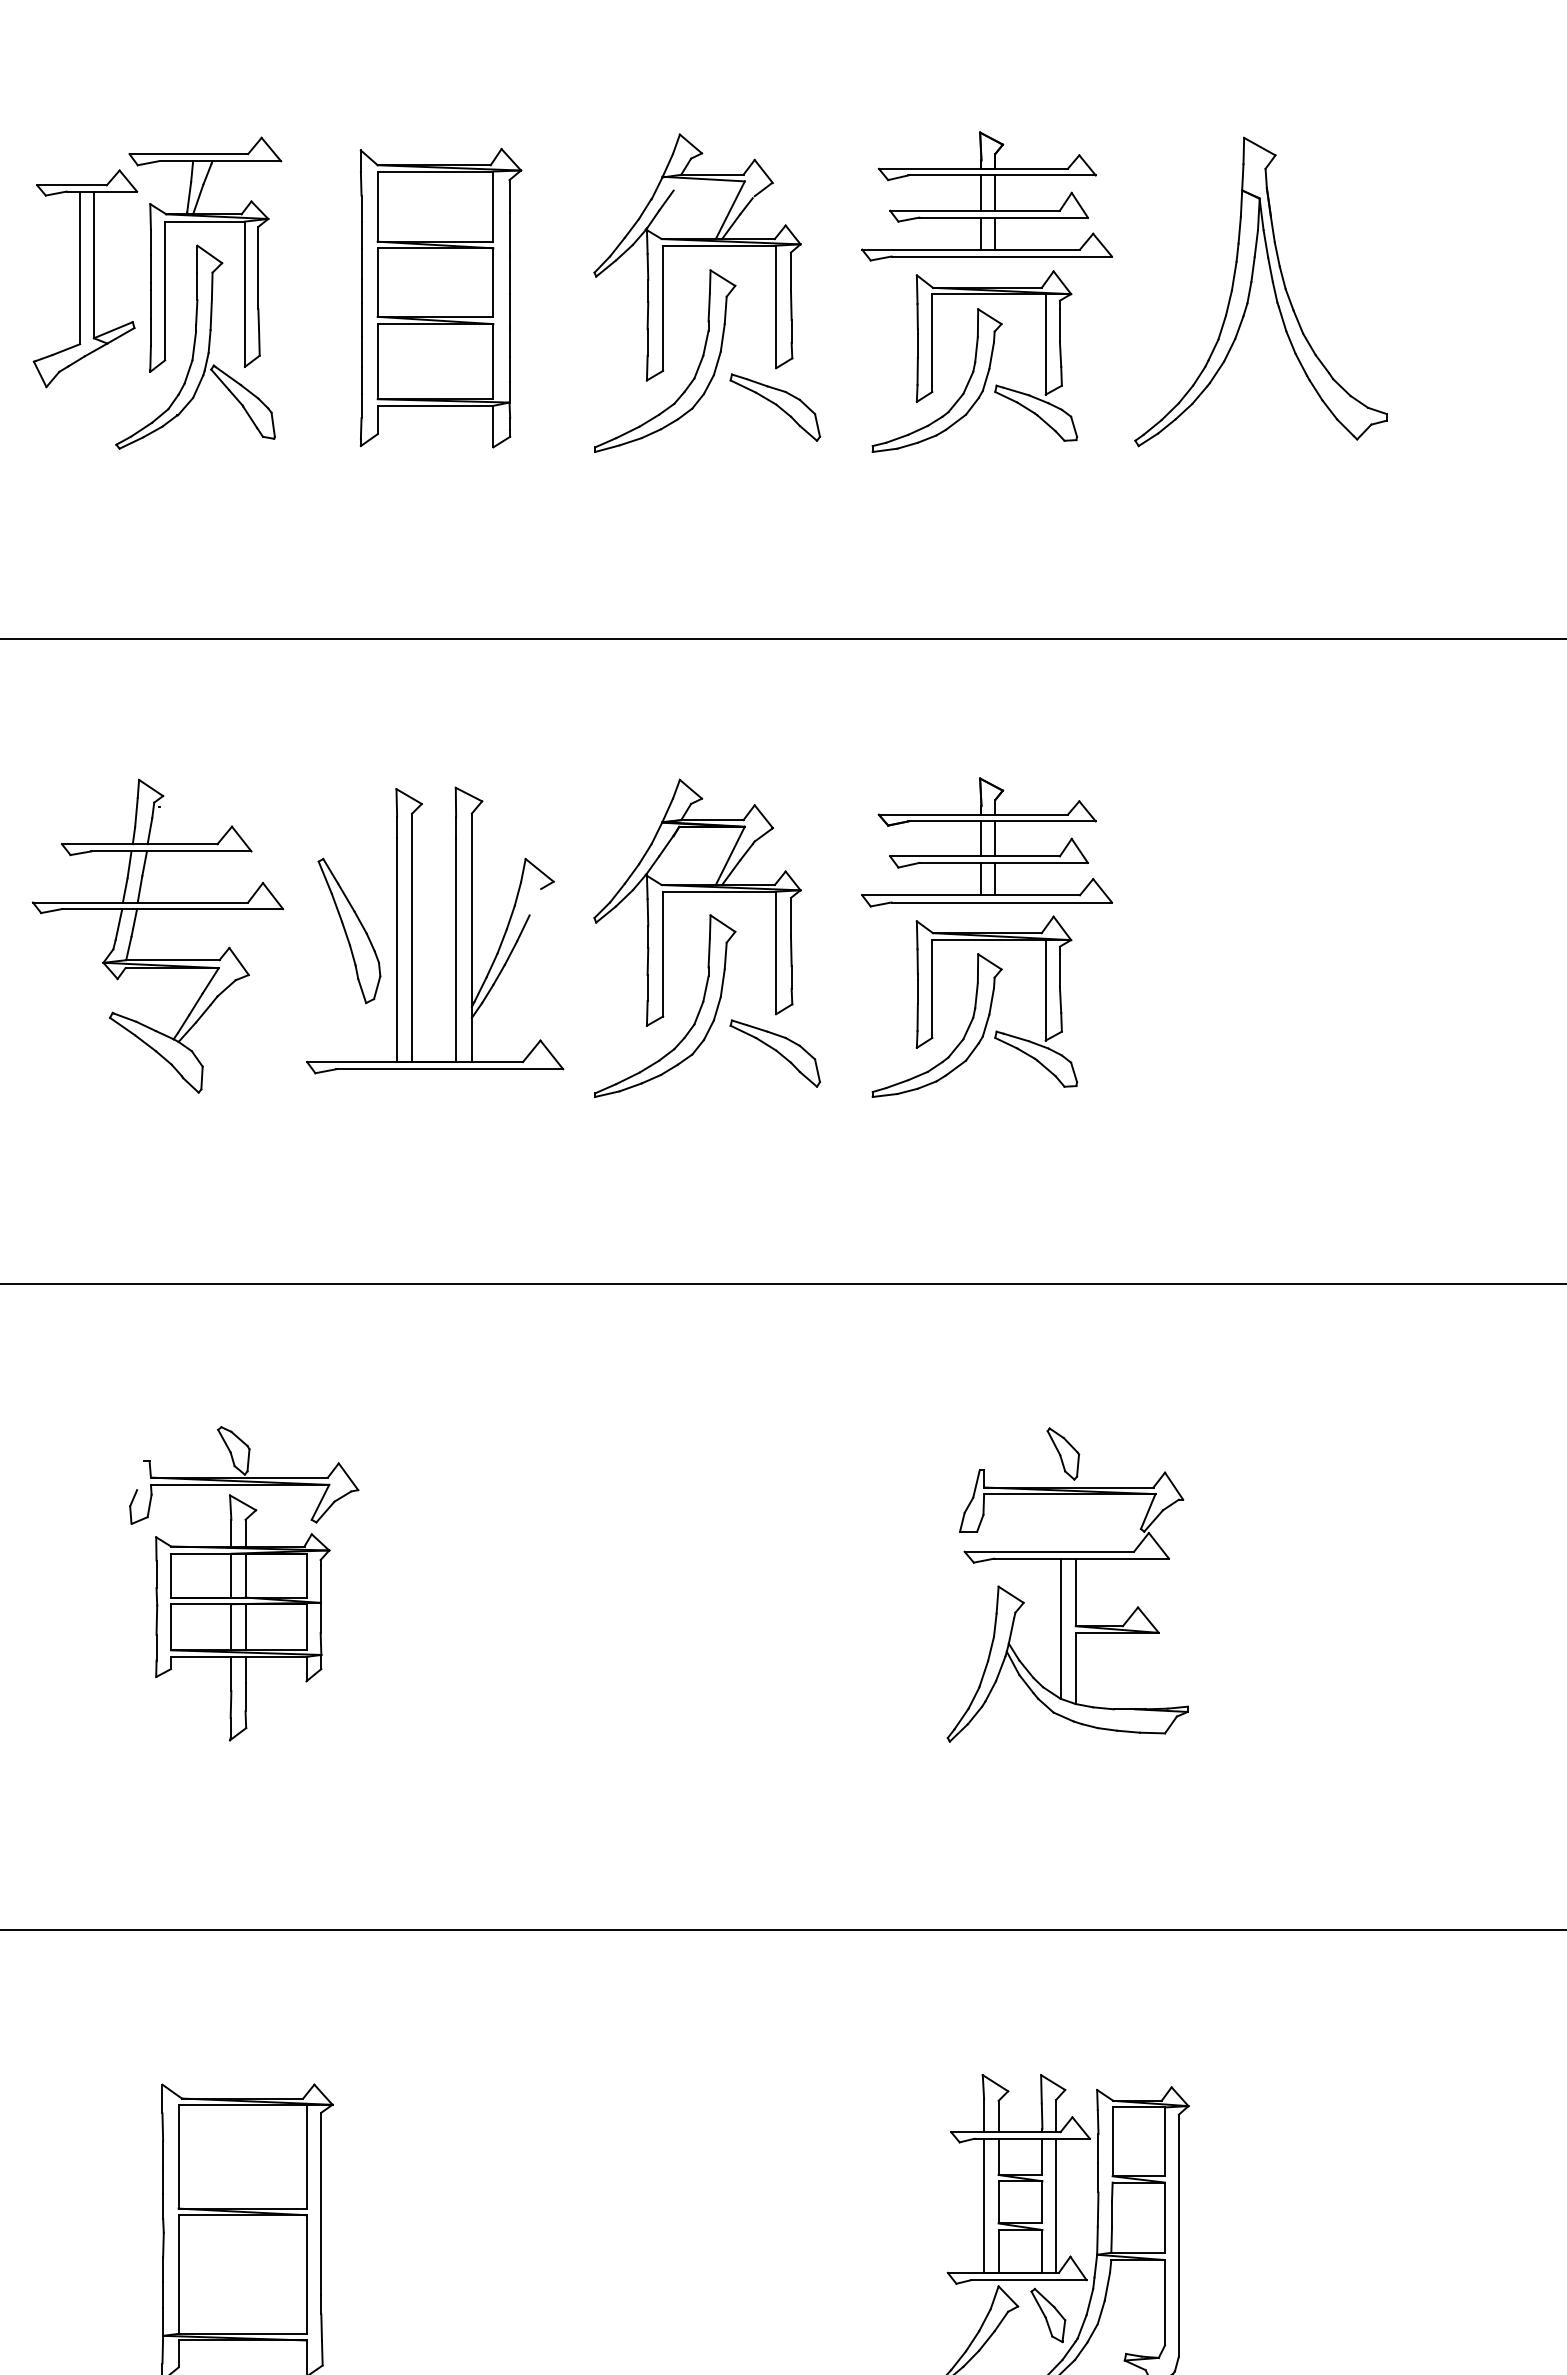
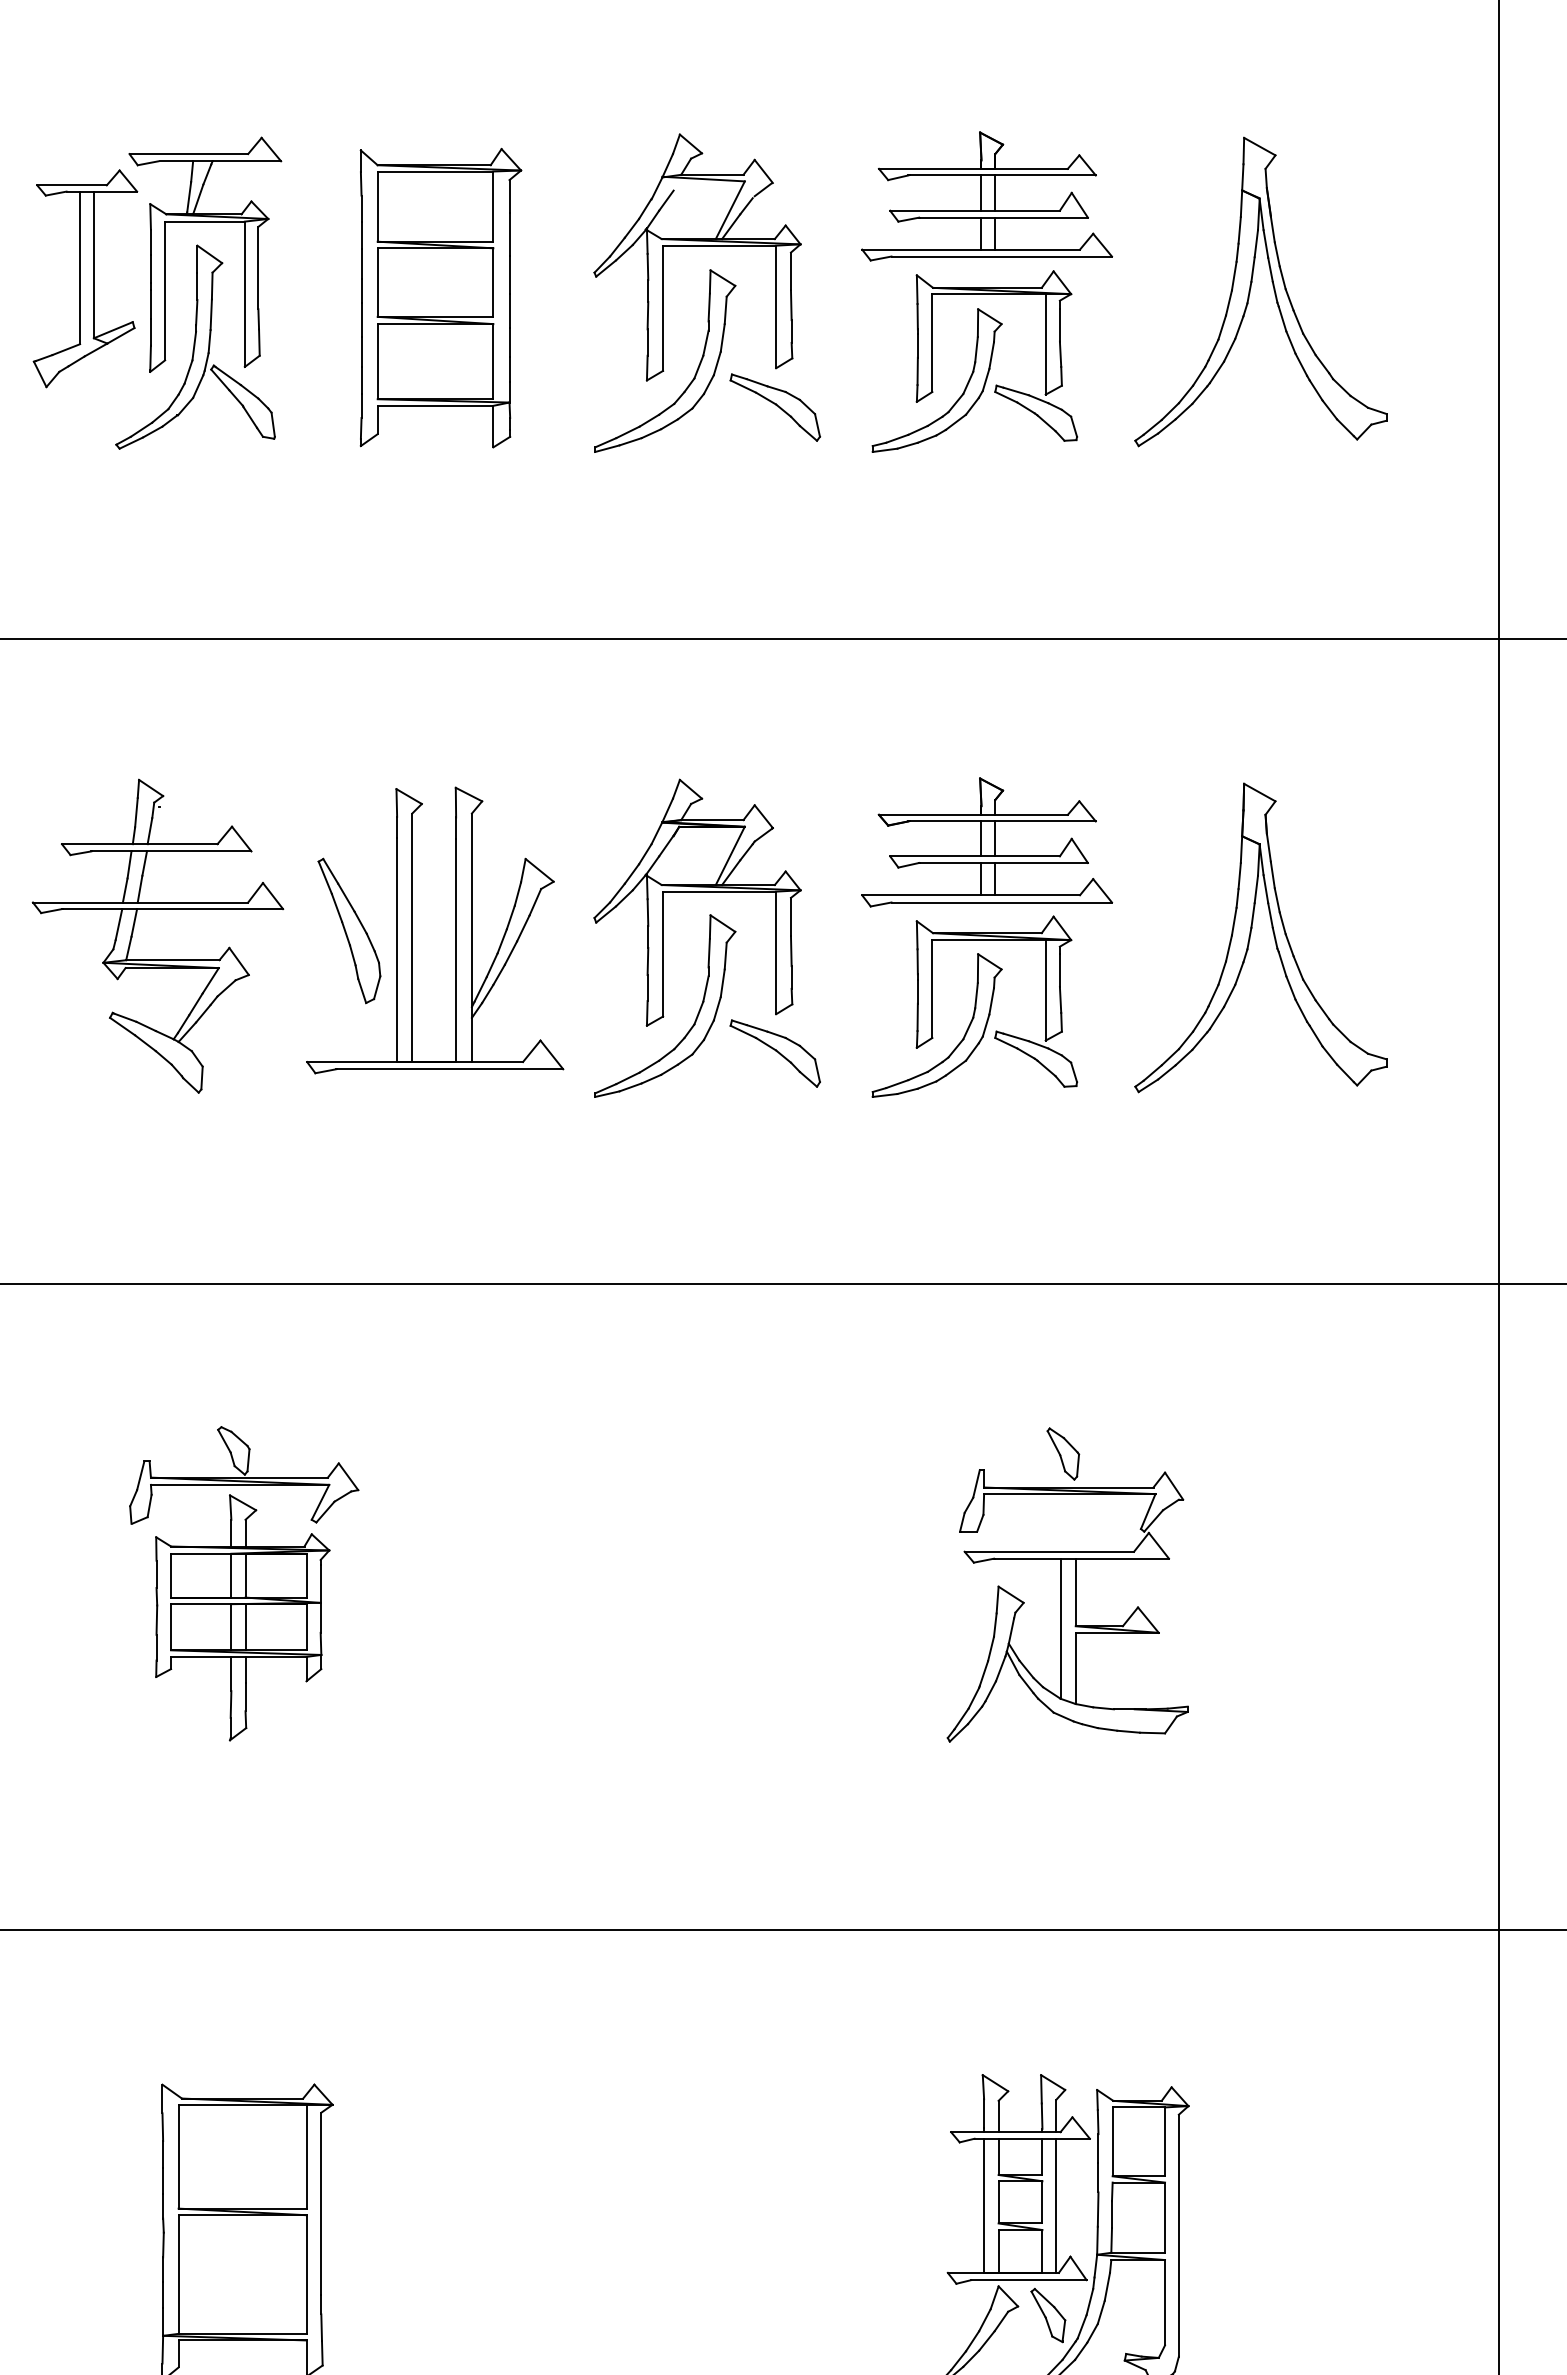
line: none -> present (535, 902)
part: none -> present (1251, 934)
line: none -> present (1498, 1186)
line: none -> present (140, 1475)
